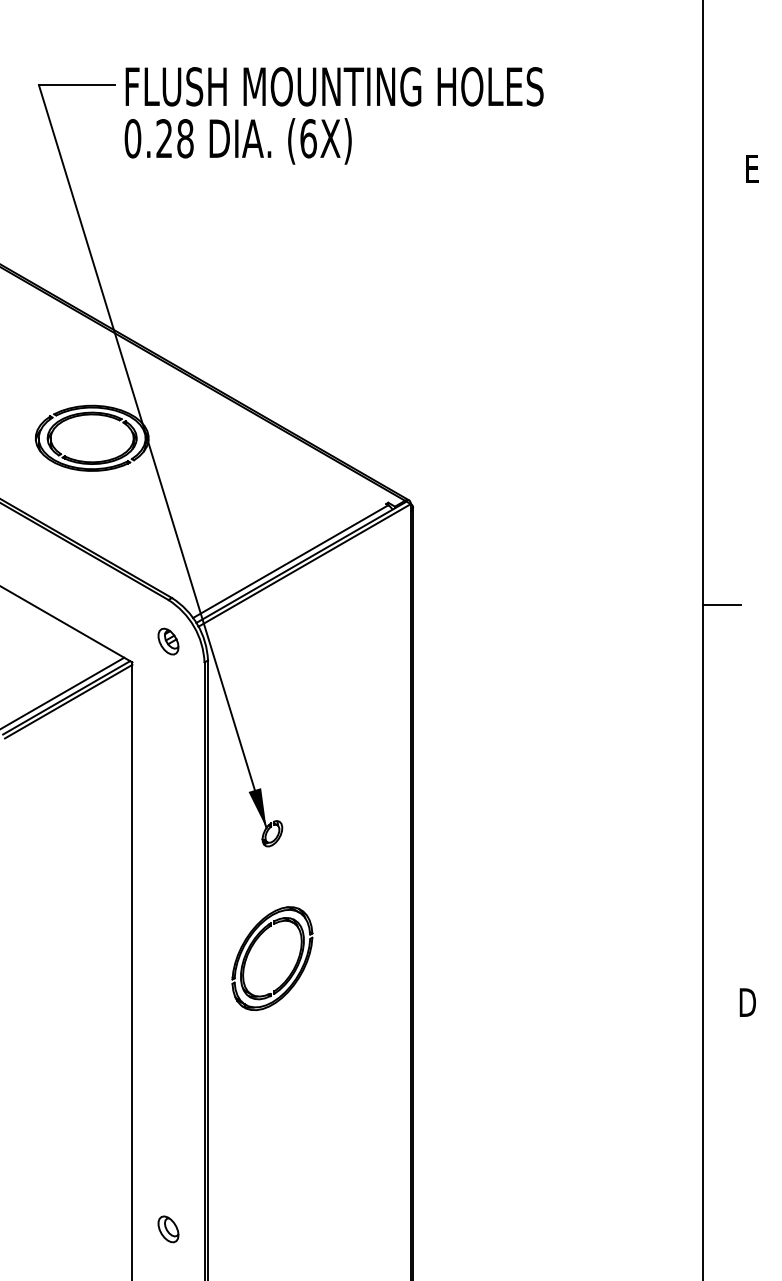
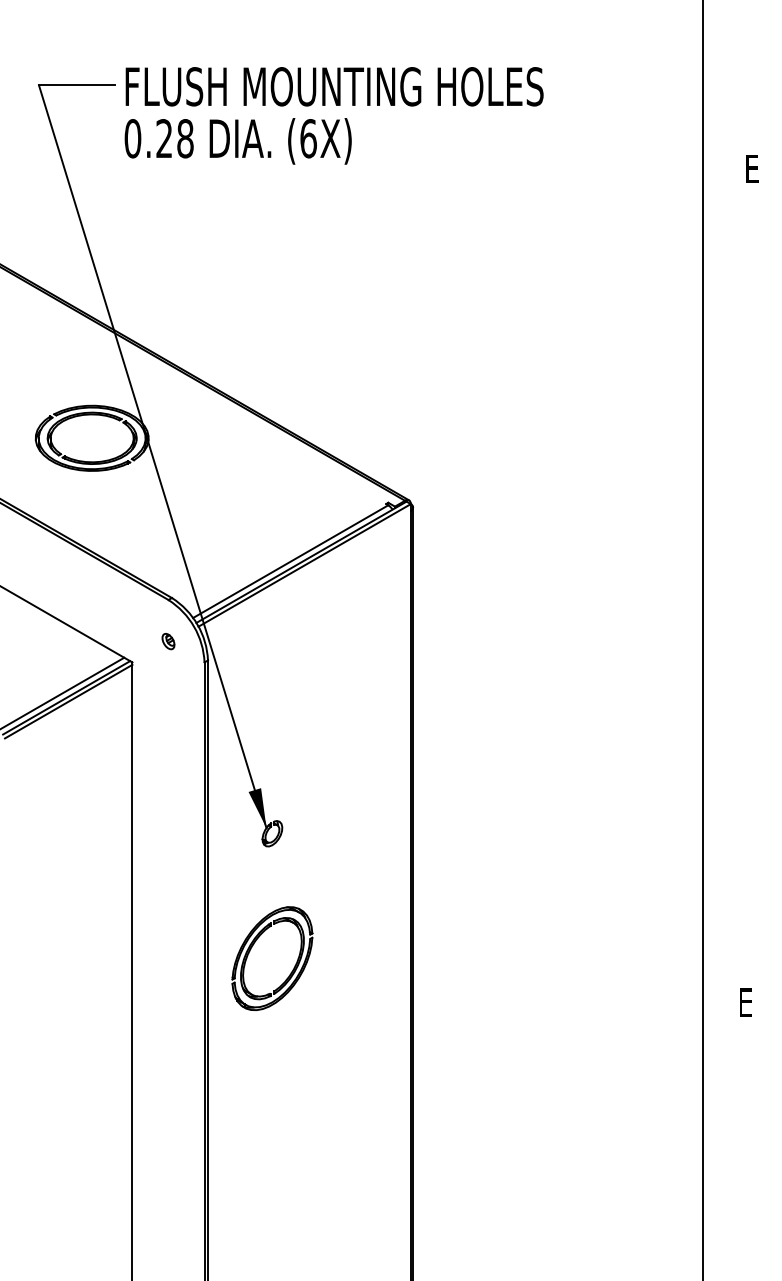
line: present -> none (721, 605)
part size: 23x29 px -> 15x18 px (168, 641)
text: D -> E (747, 1002)
part: present -> none (168, 1229)
